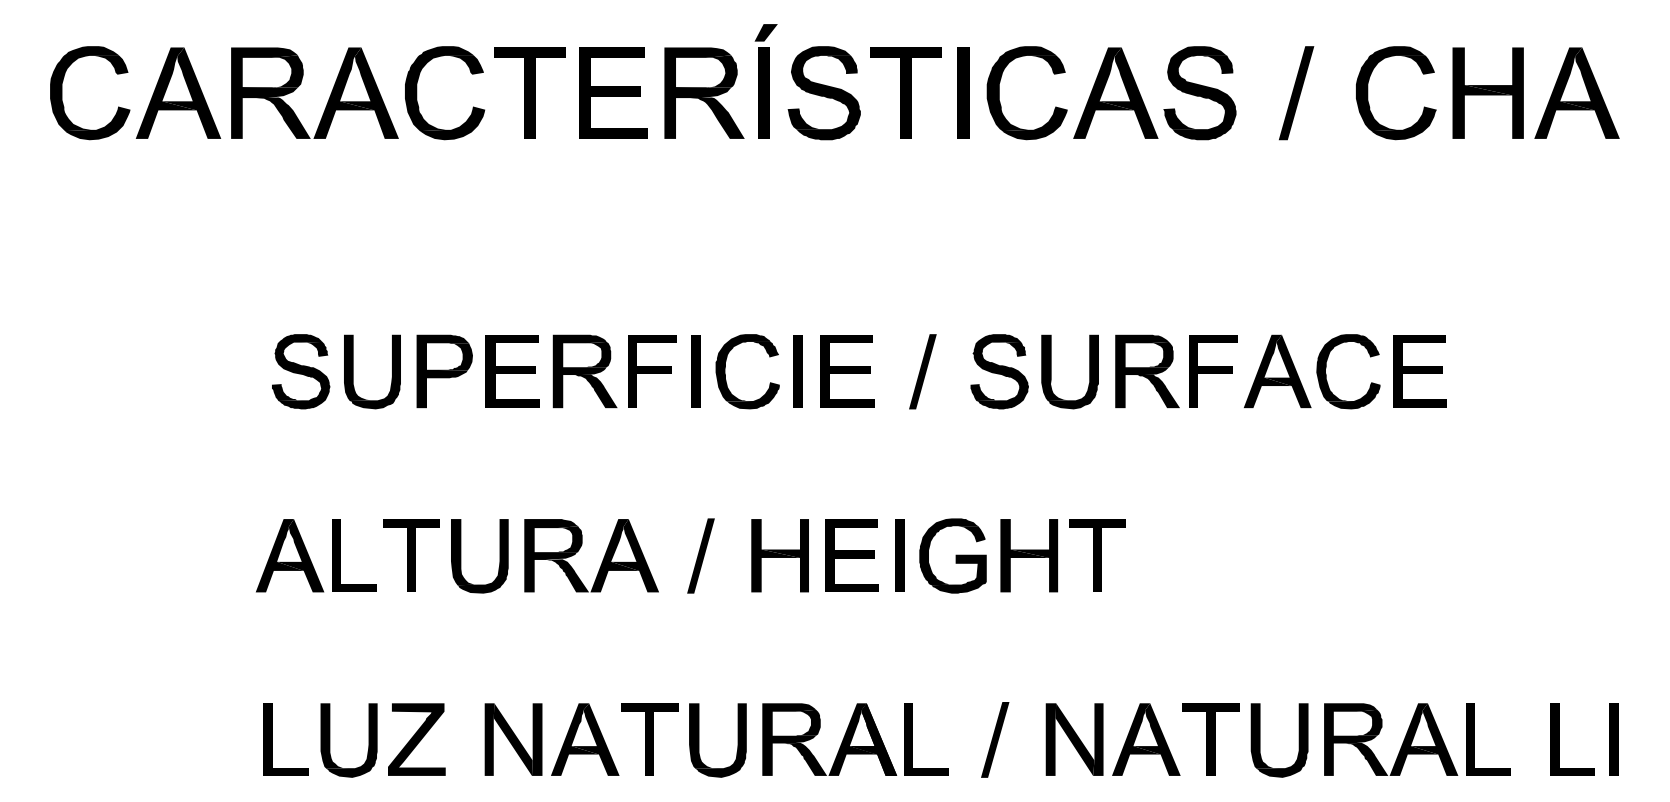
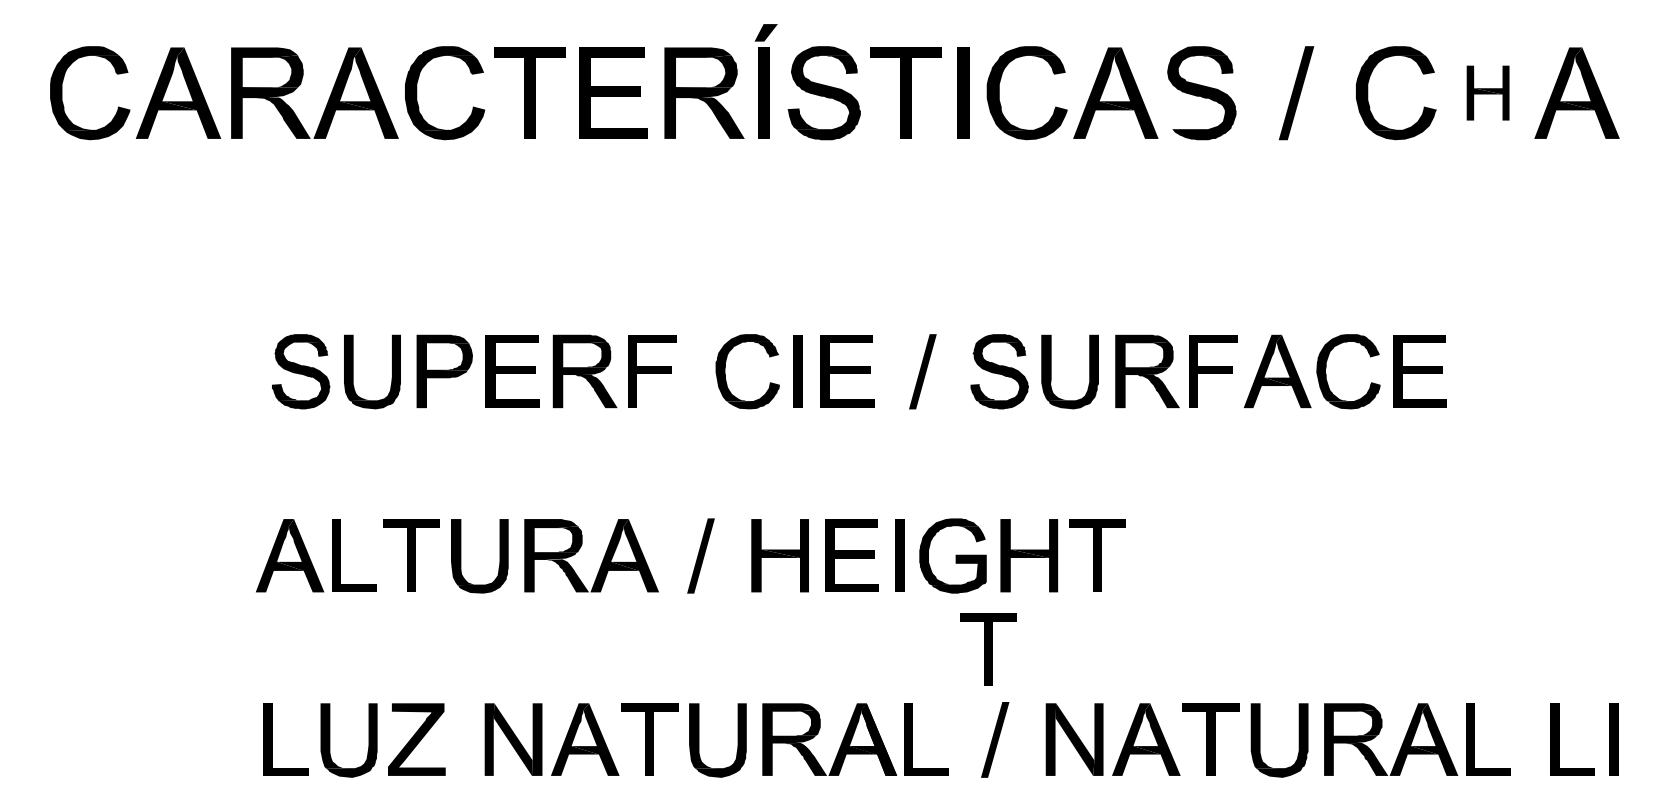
part size: 72x92 px -> 44x56 px (1487, 92)
fill: present -> none (1181, 118)
fill: present -> none (695, 371)
part: none -> present (988, 649)
